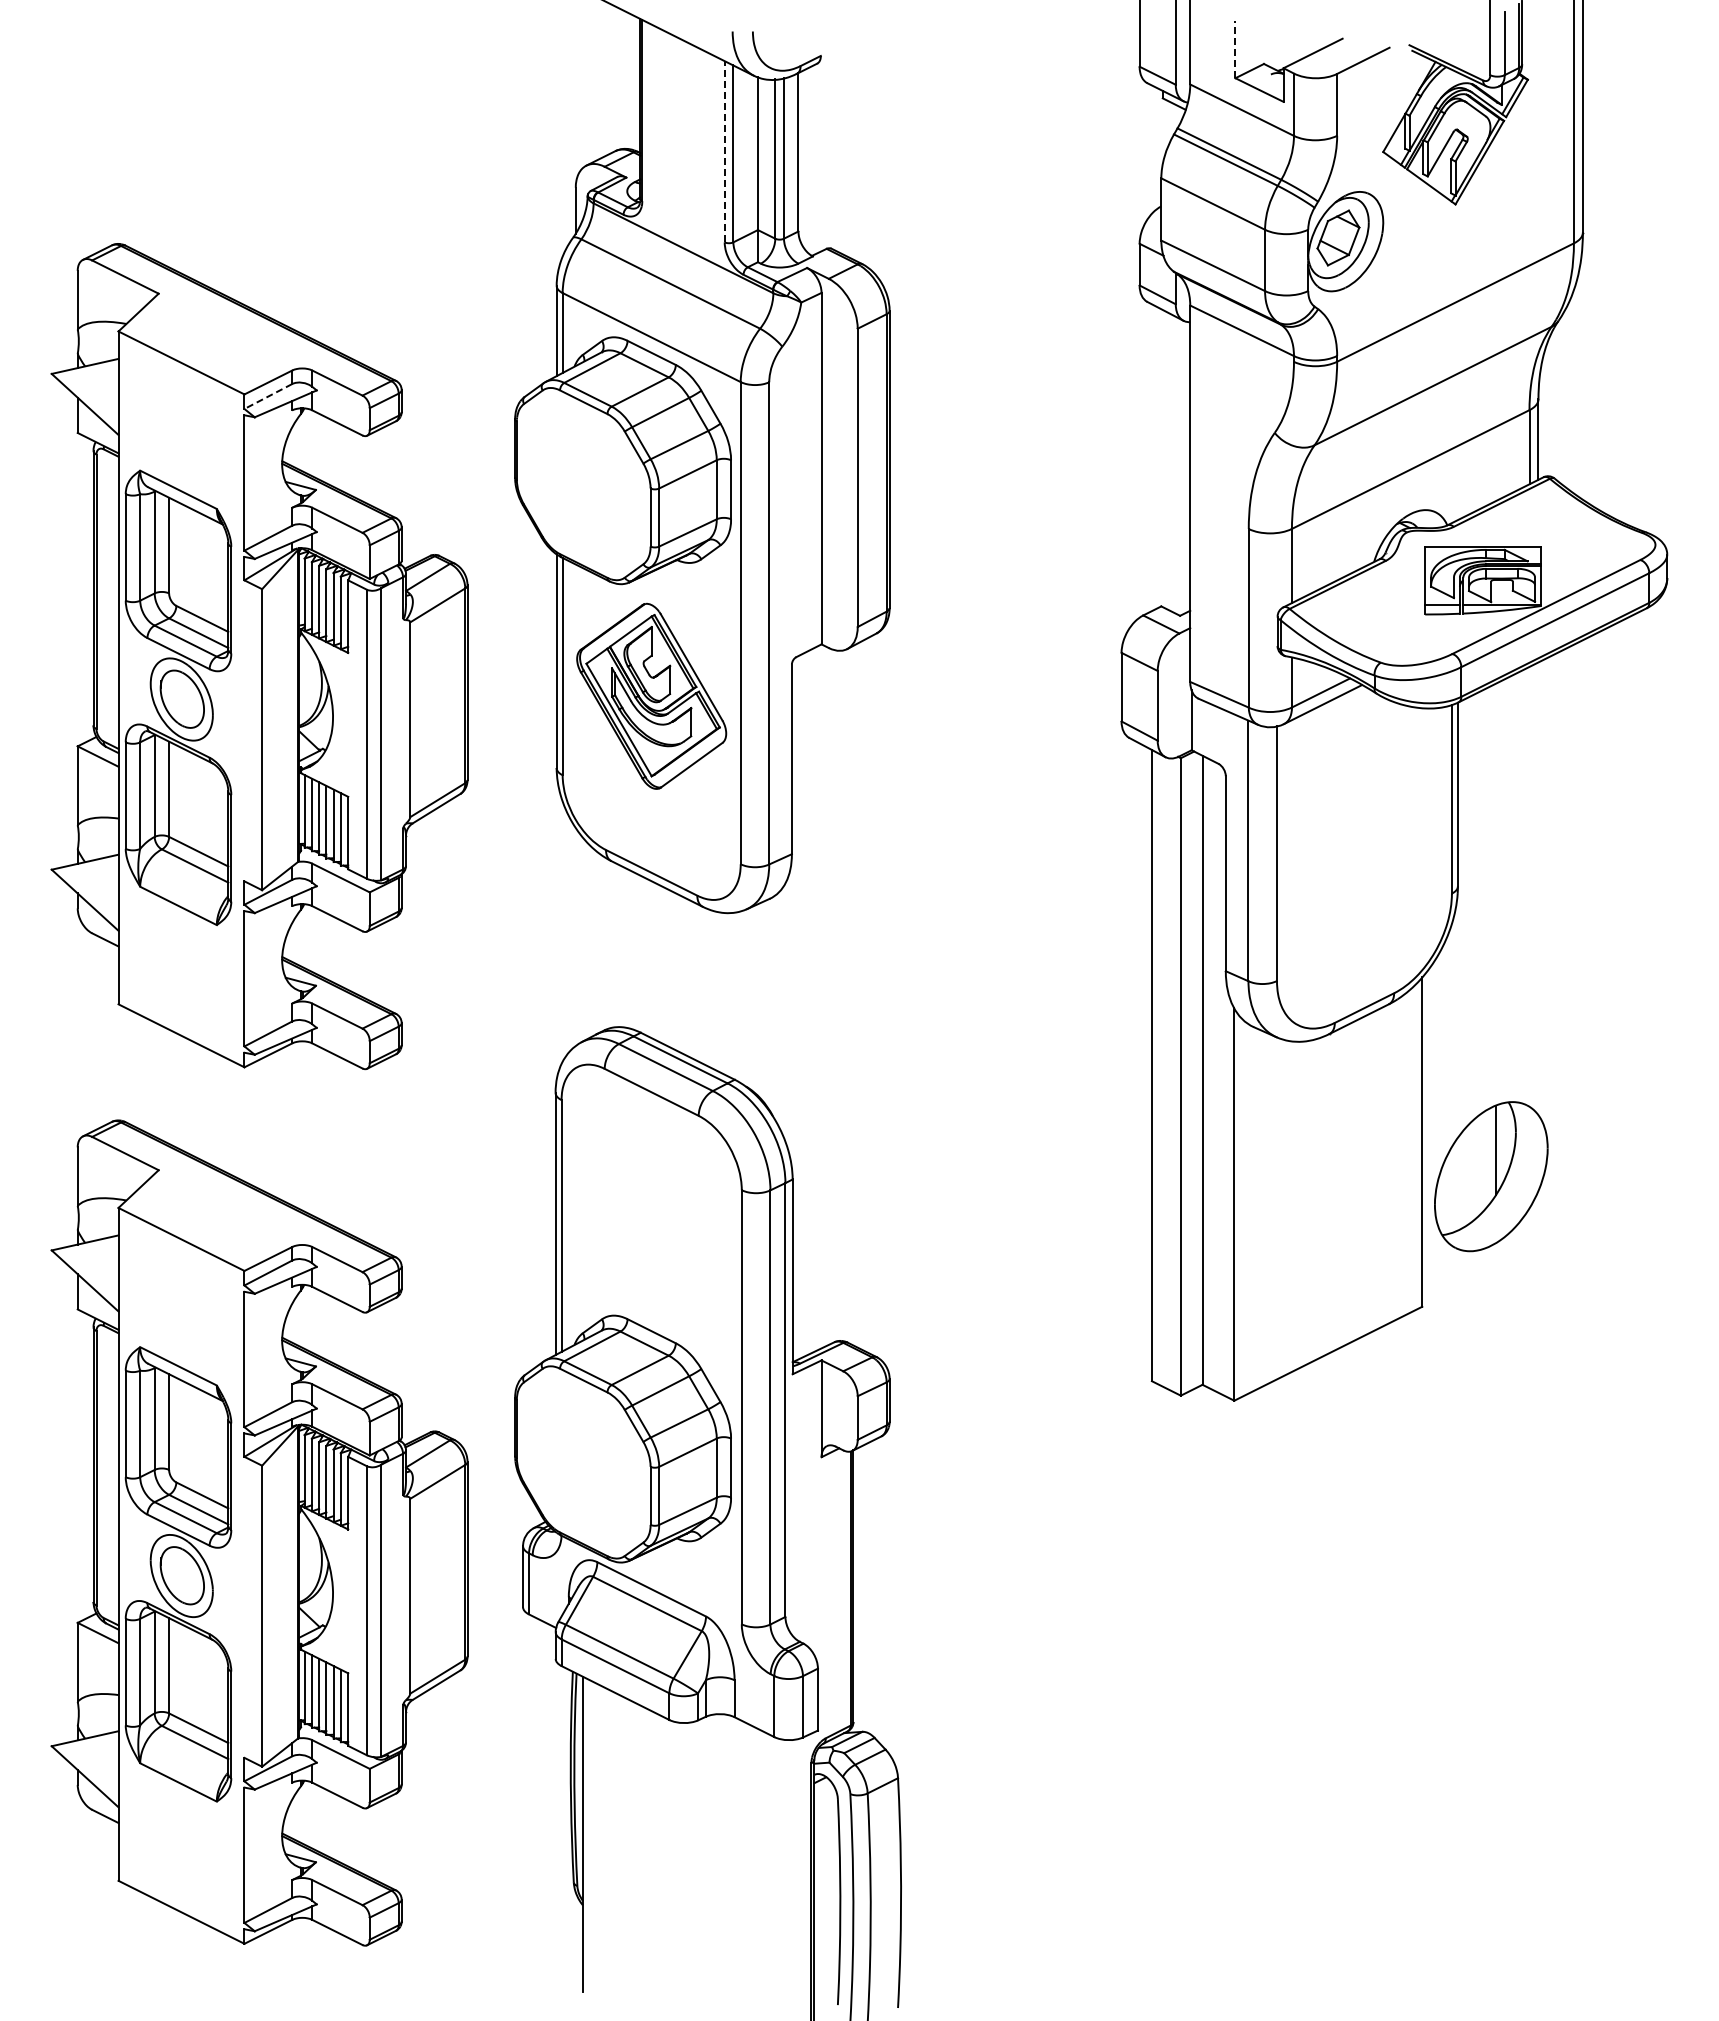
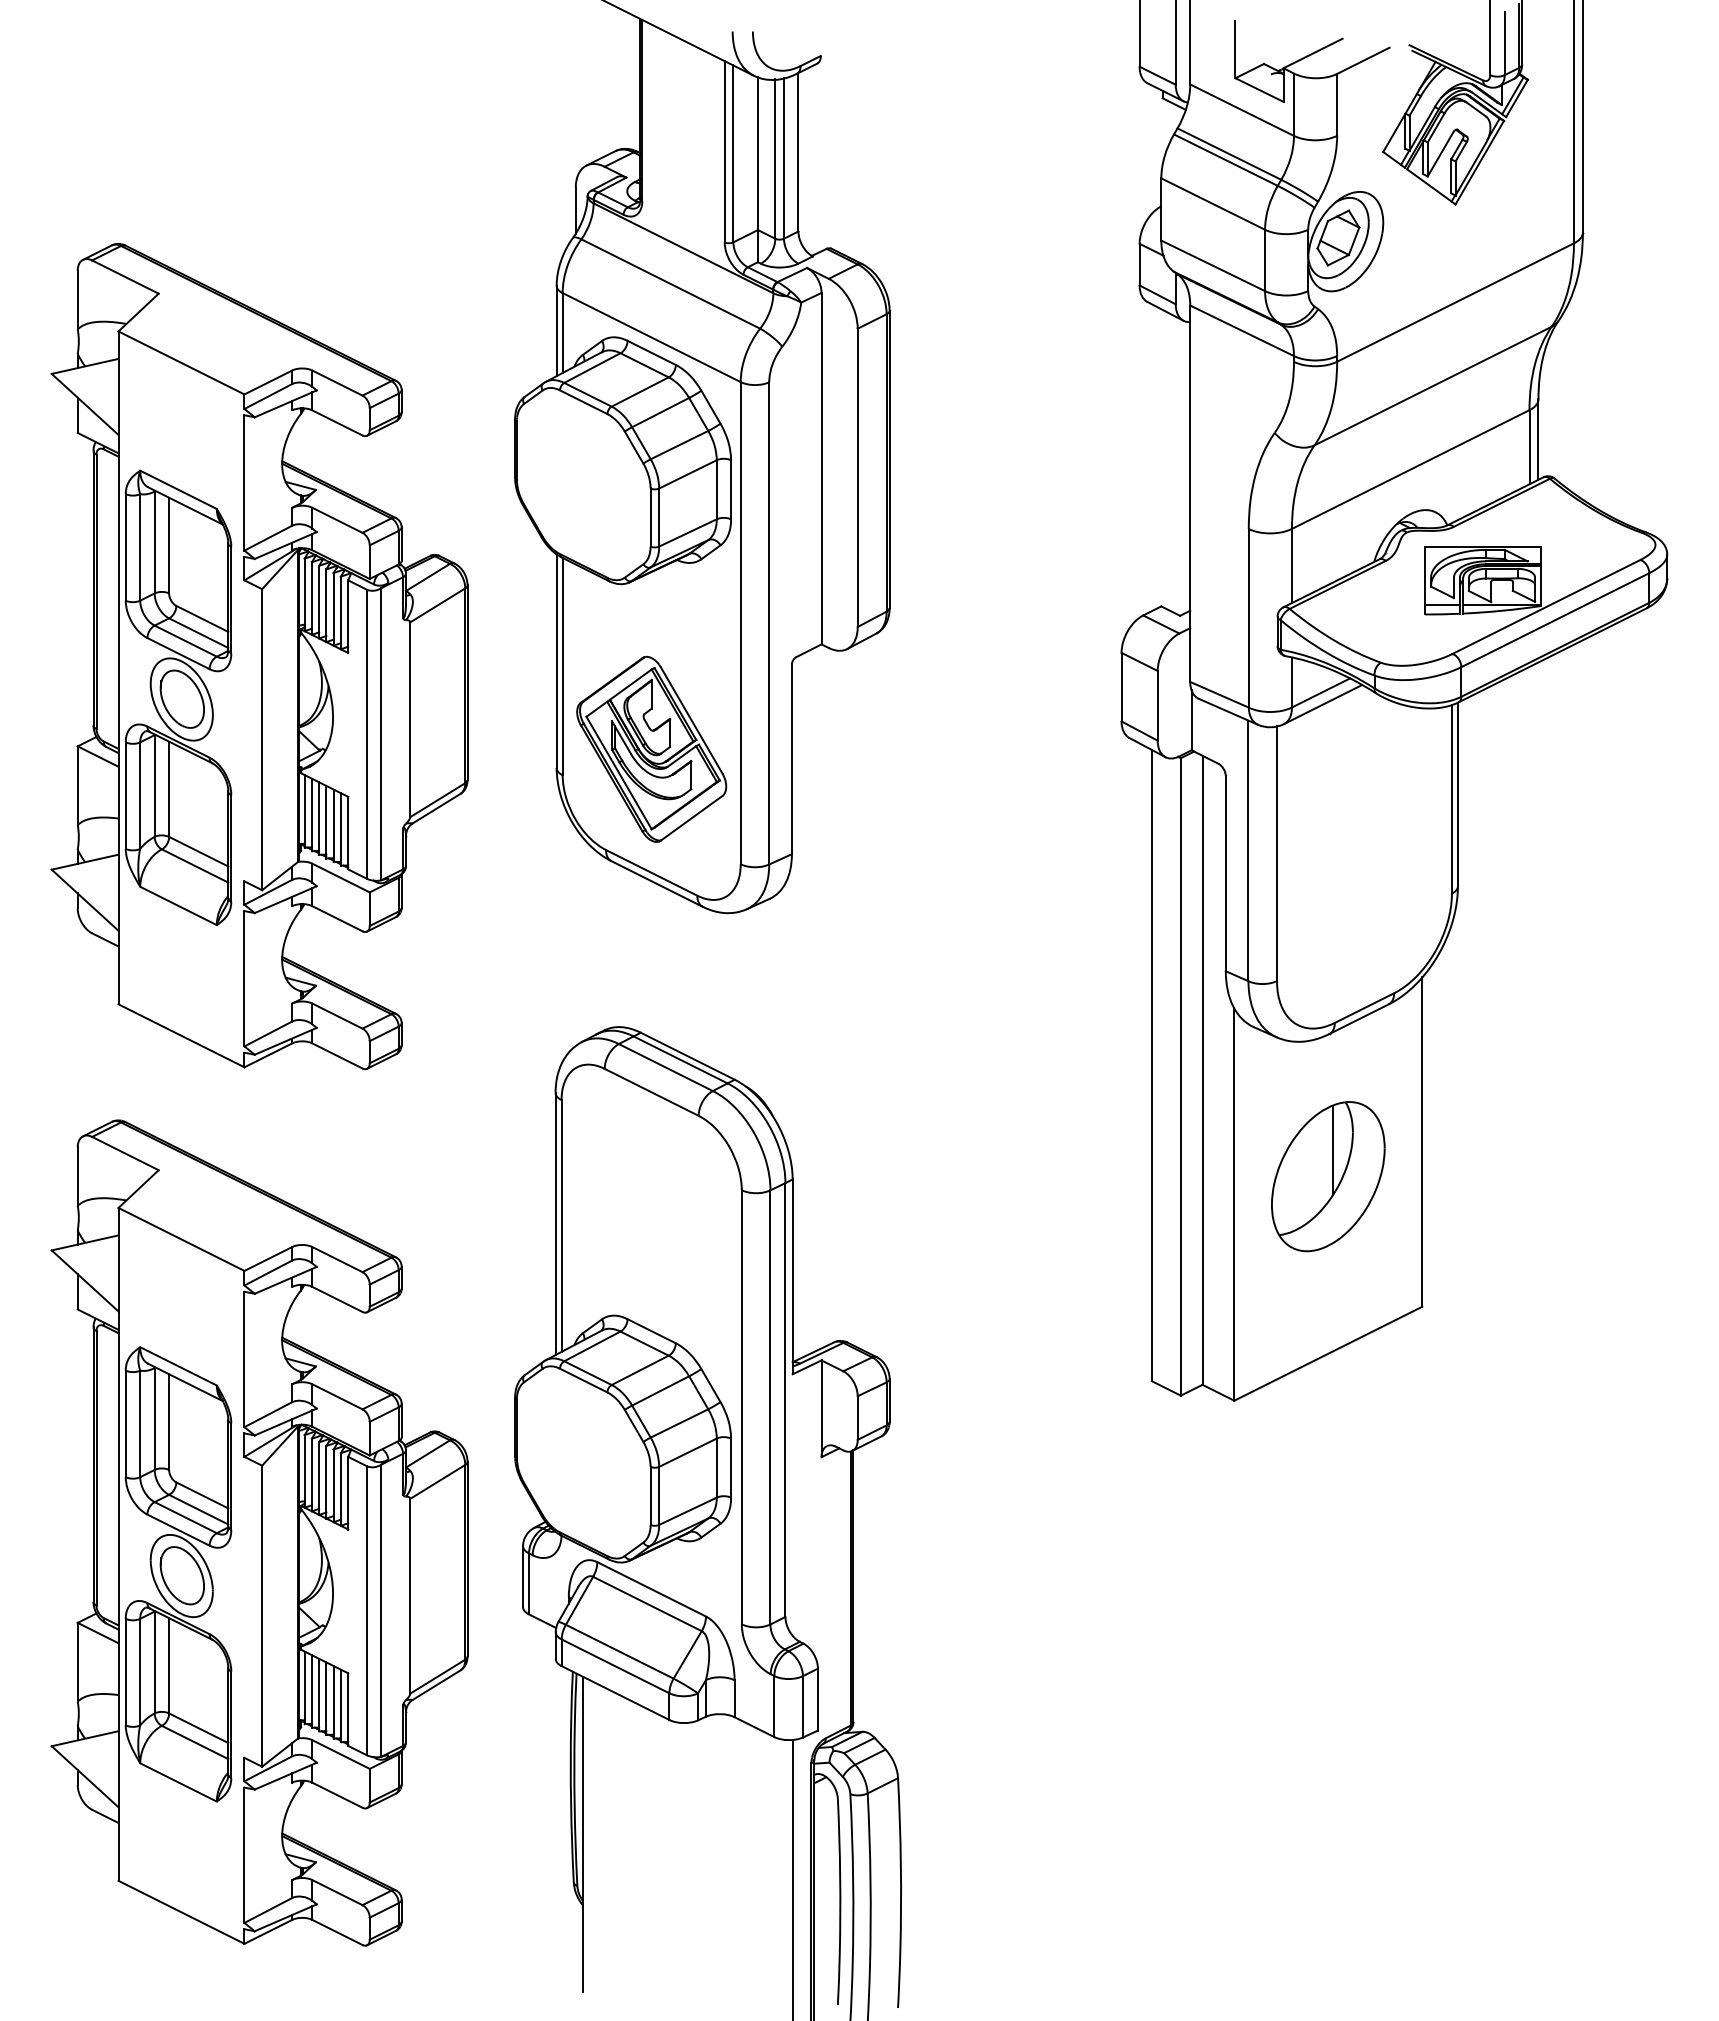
line: dashed -> solid (1235, 49)
line: dashed -> solid (724, 151)
line: dashed -> solid (268, 396)
part position: (651, 695) -> (651, 748) (651, 748)
part position: (1491, 1176) -> (1328, 1176) (1328, 1176)
line: none -> present (792, 1878)
